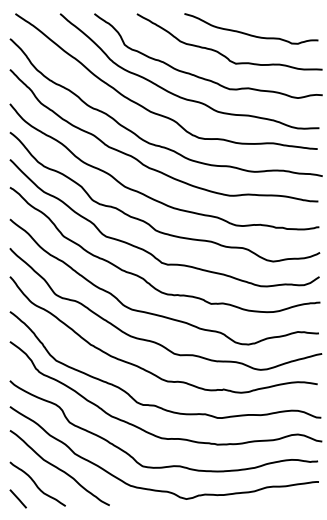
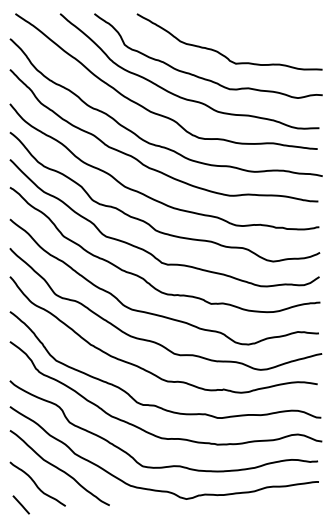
curve: present -> none (248, 33)
line position: (17, 498) -> (20, 504) (20, 504)
